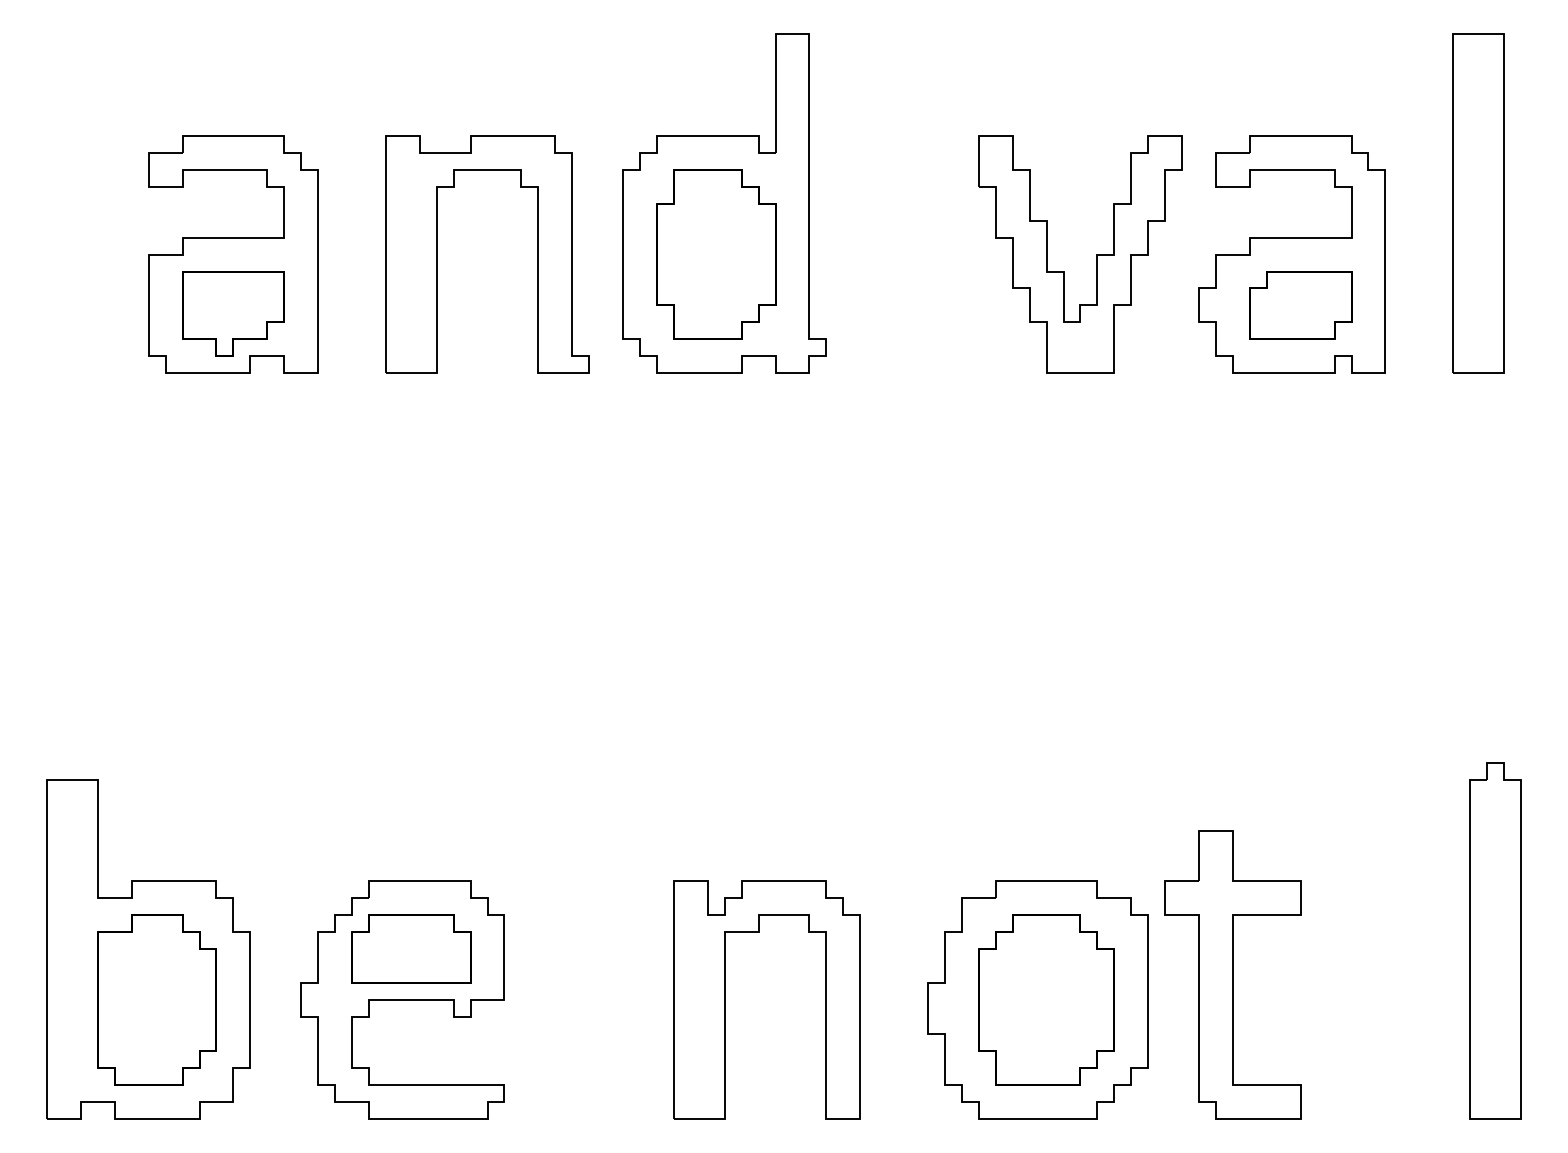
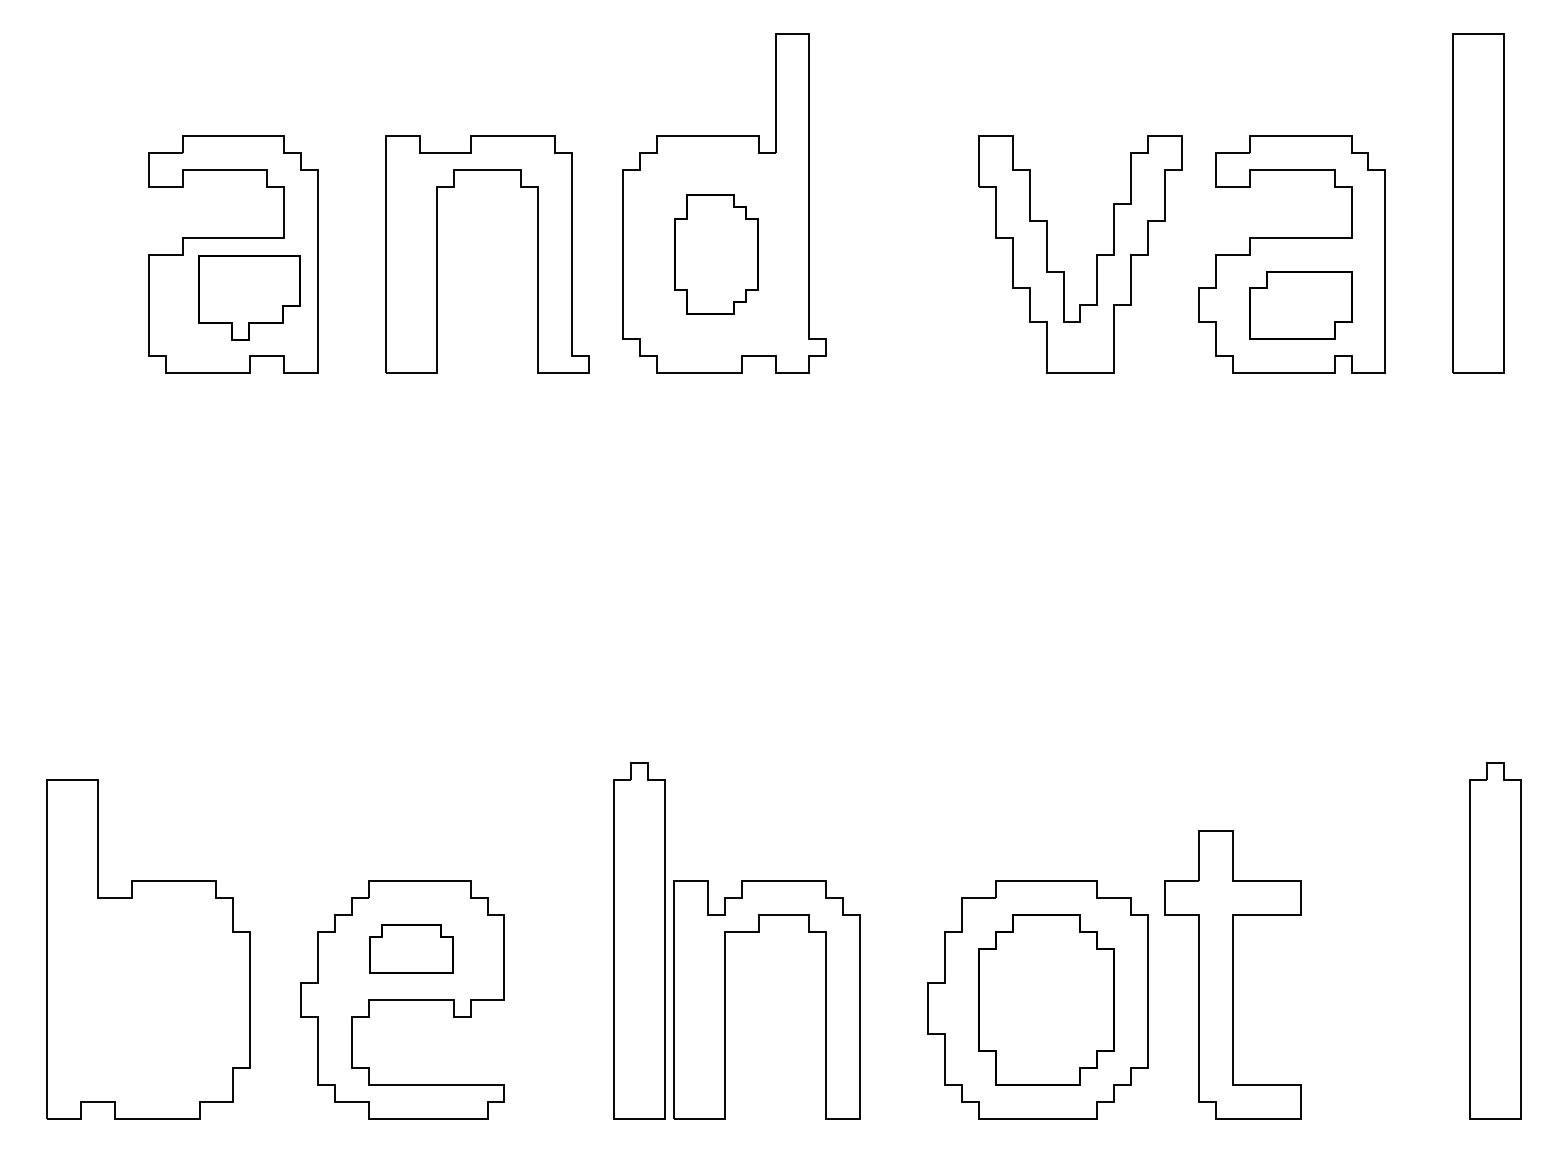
part size: 121x171 px -> 85x121 px (716, 254)
part position: (233, 313) -> (249, 297) (249, 297)
part: none -> present (639, 940)
part size: 121x70 px -> 85x50 px (411, 948)
part: present -> none (156, 999)
